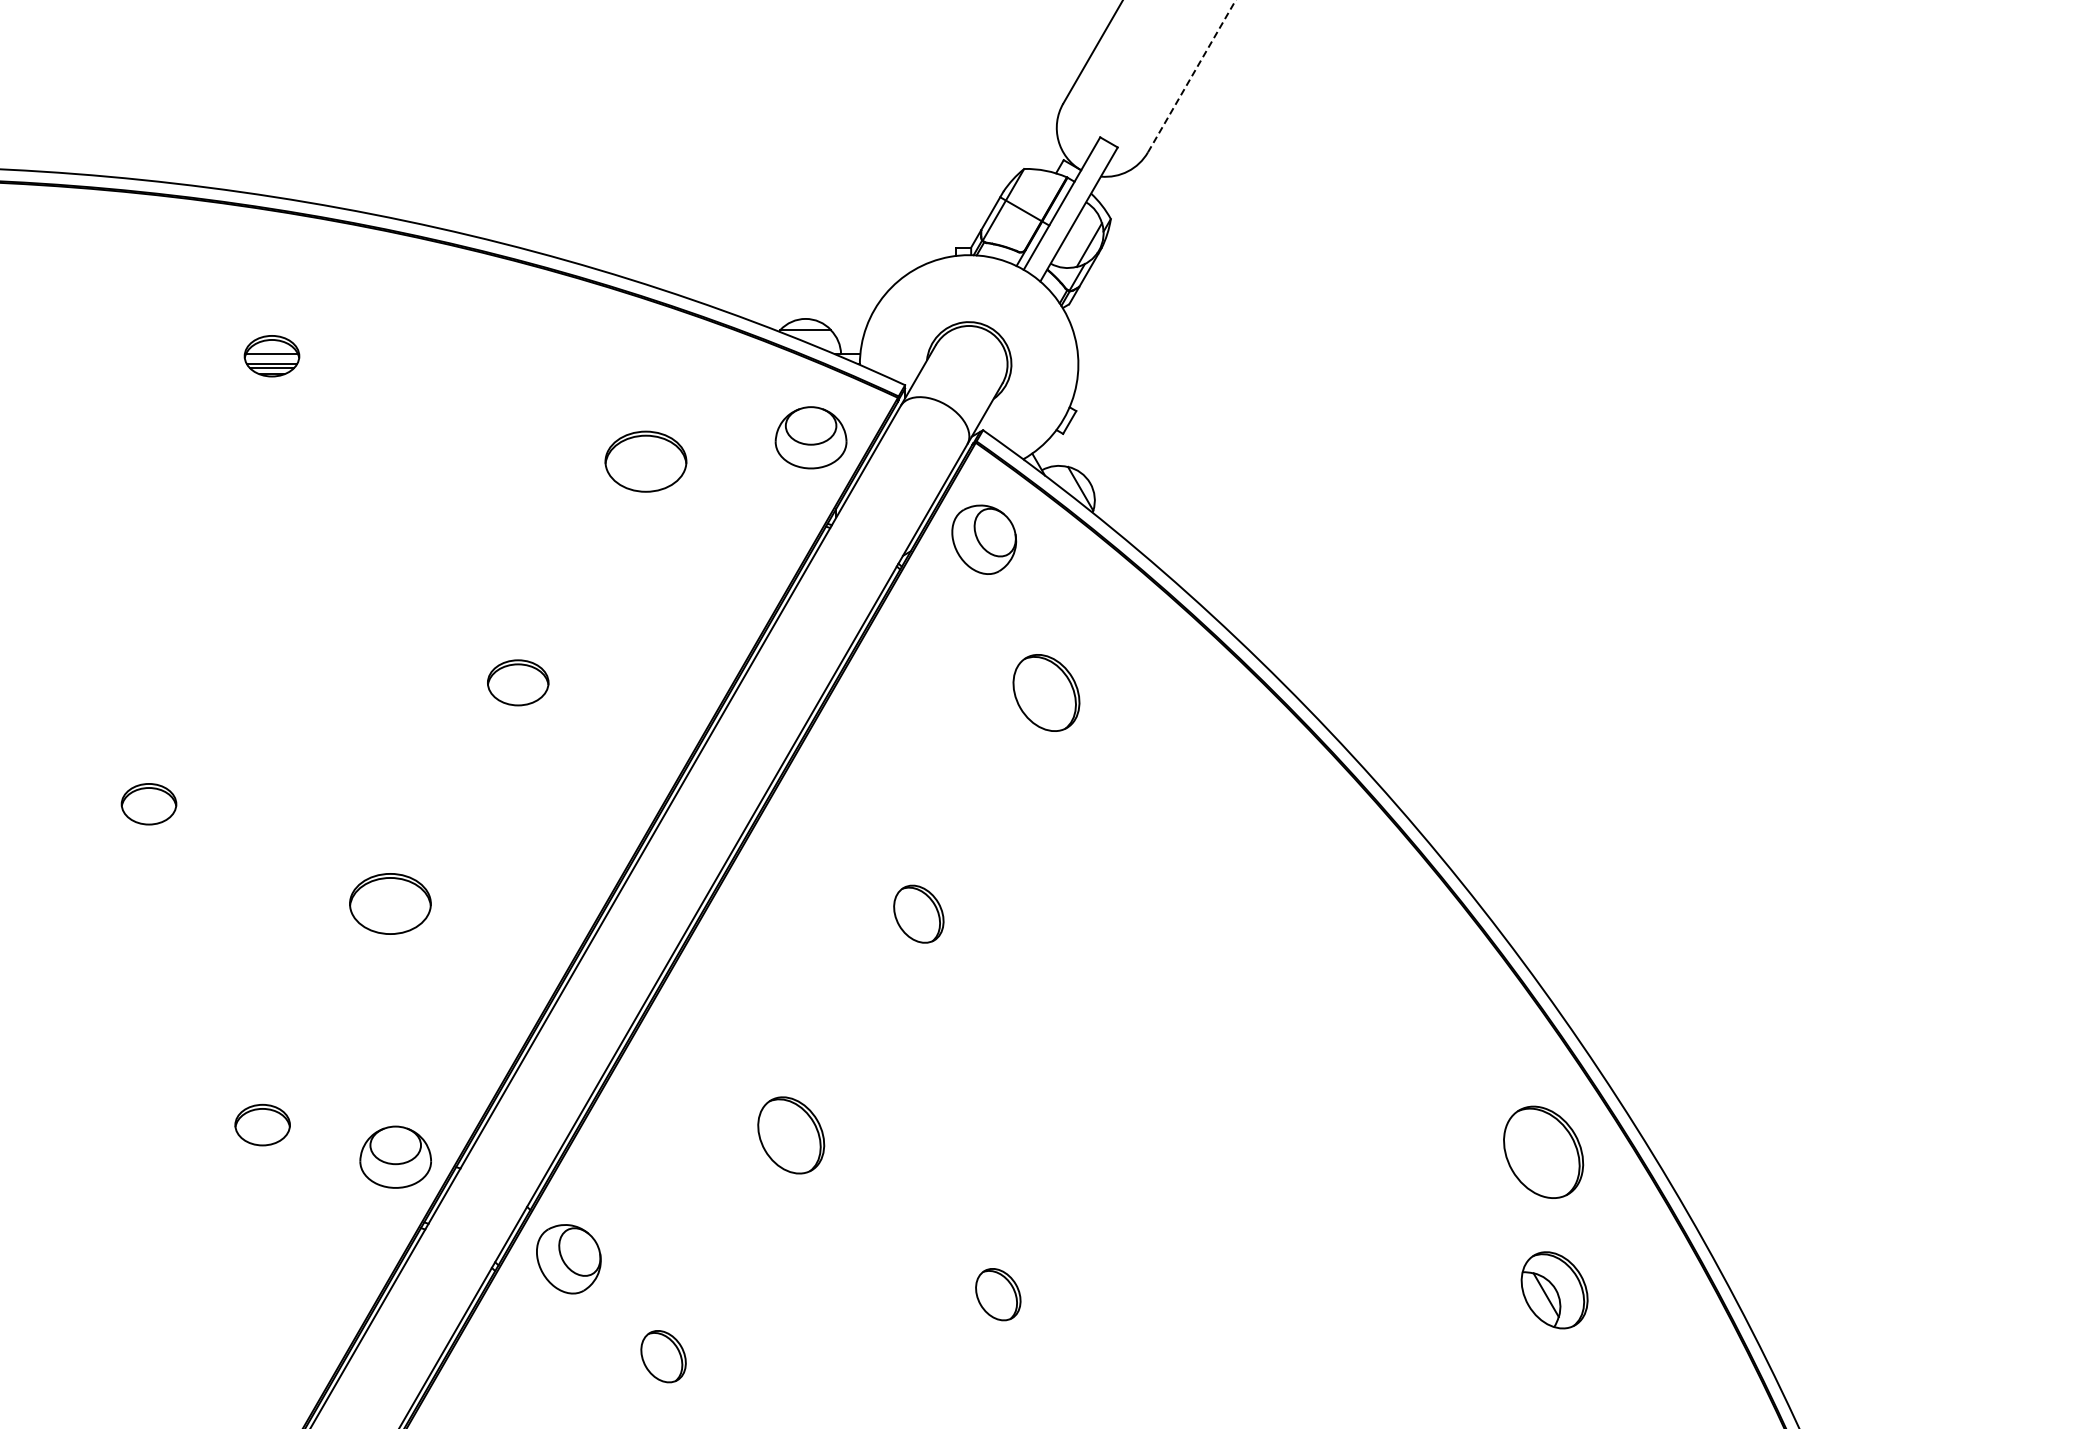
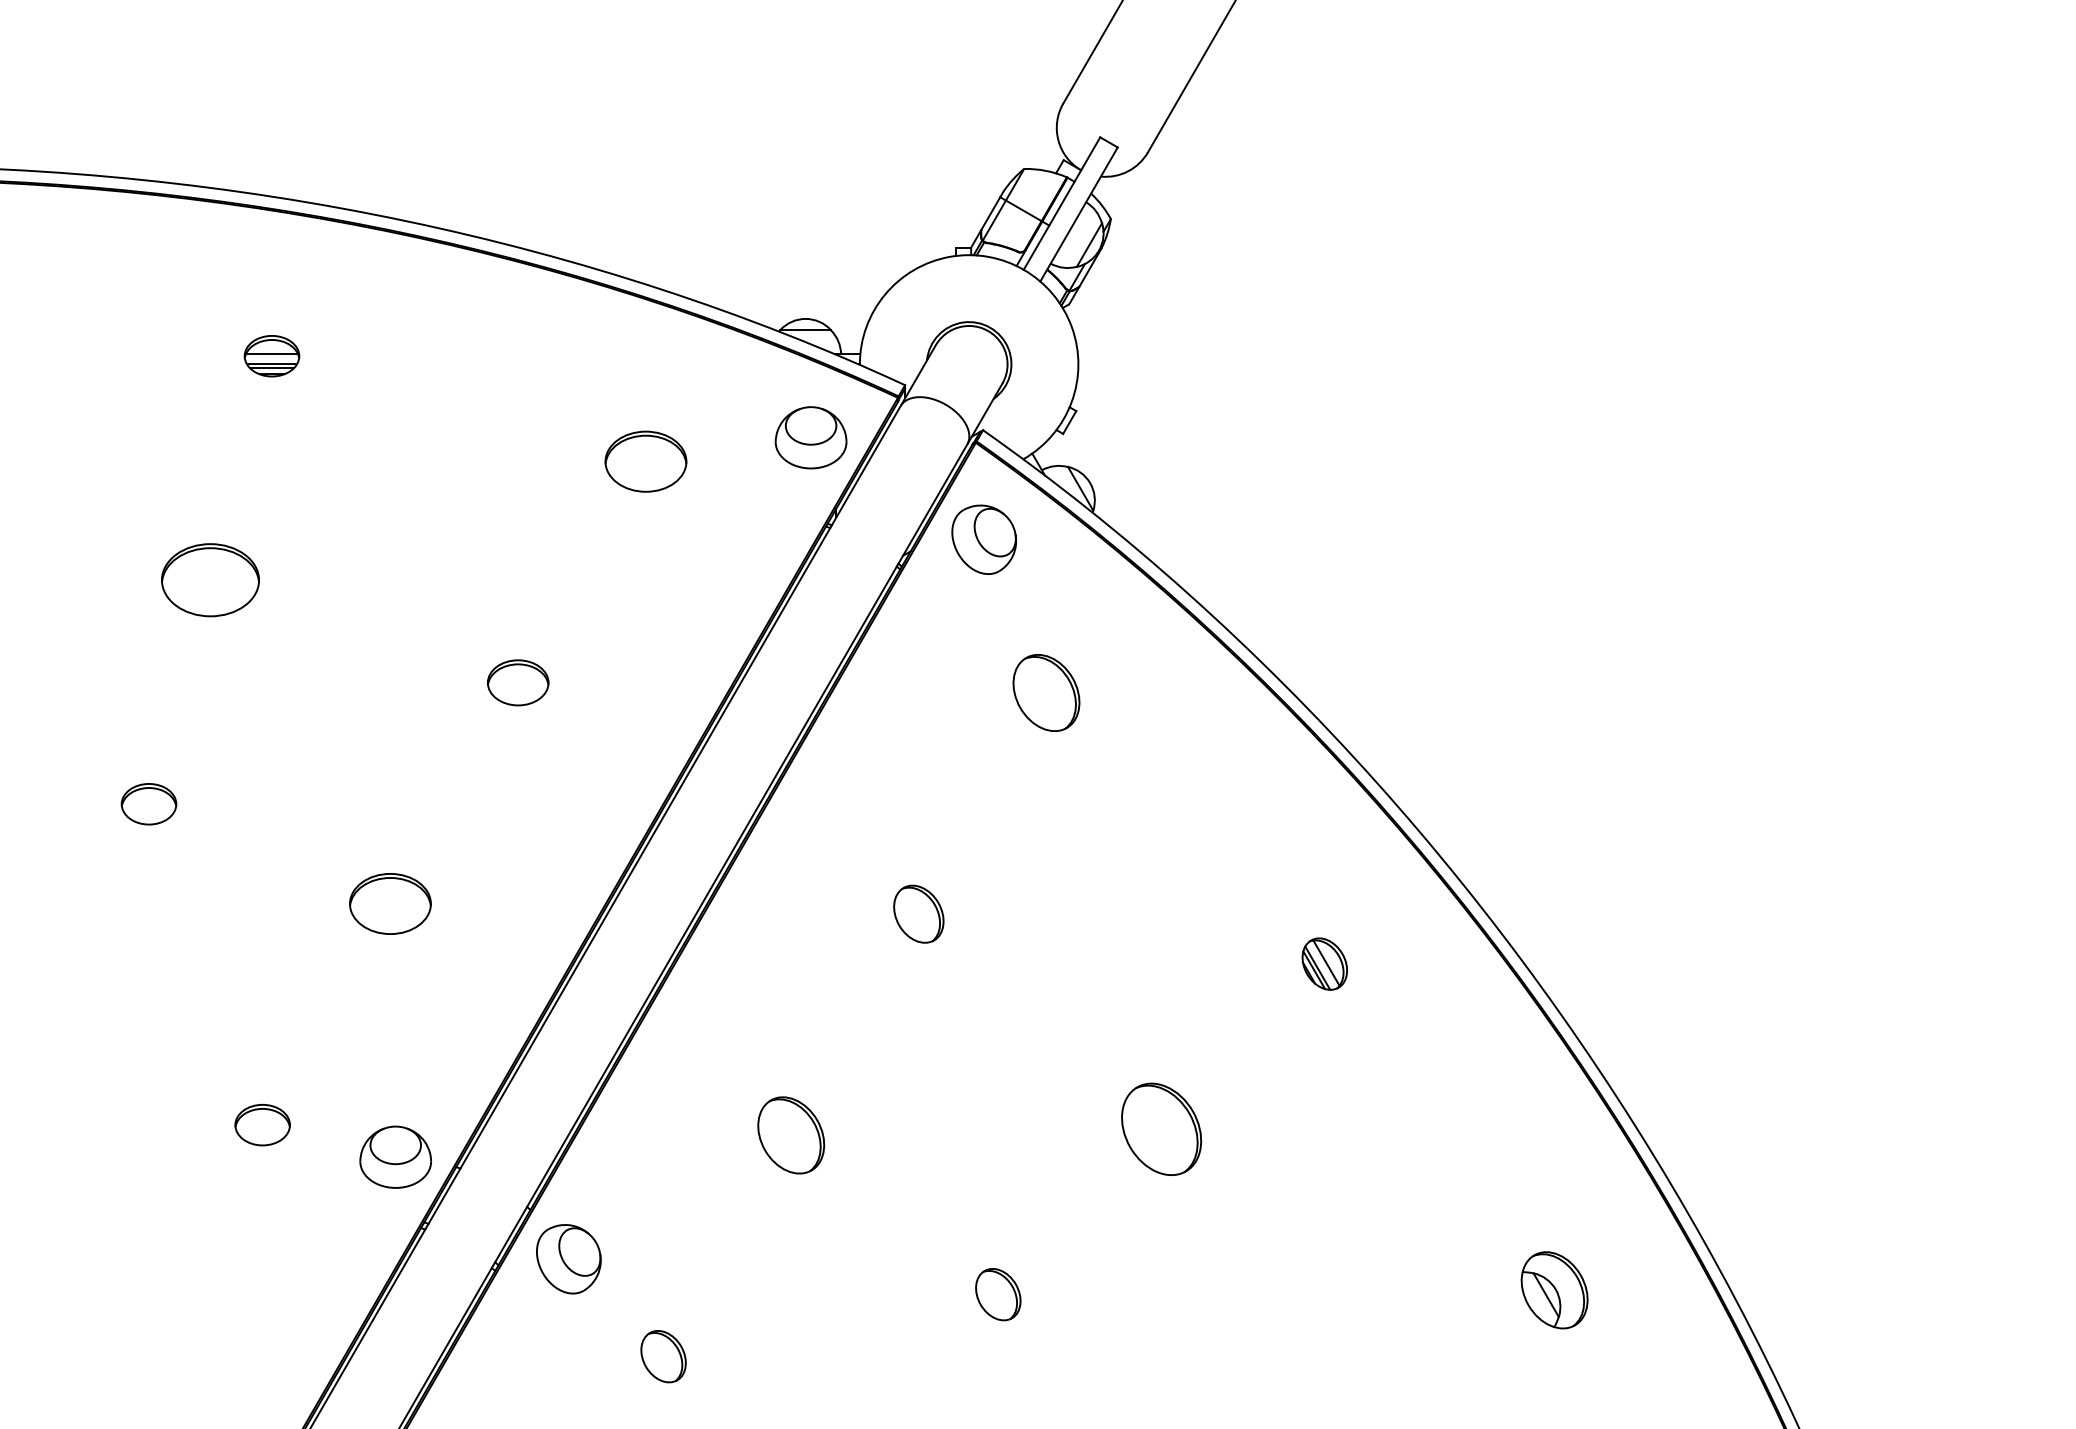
line: dashed -> solid (1191, 76)
part: none -> present (210, 580)
part: none -> present (1324, 963)
part position: (1543, 1151) -> (1161, 1128) (1161, 1128)
